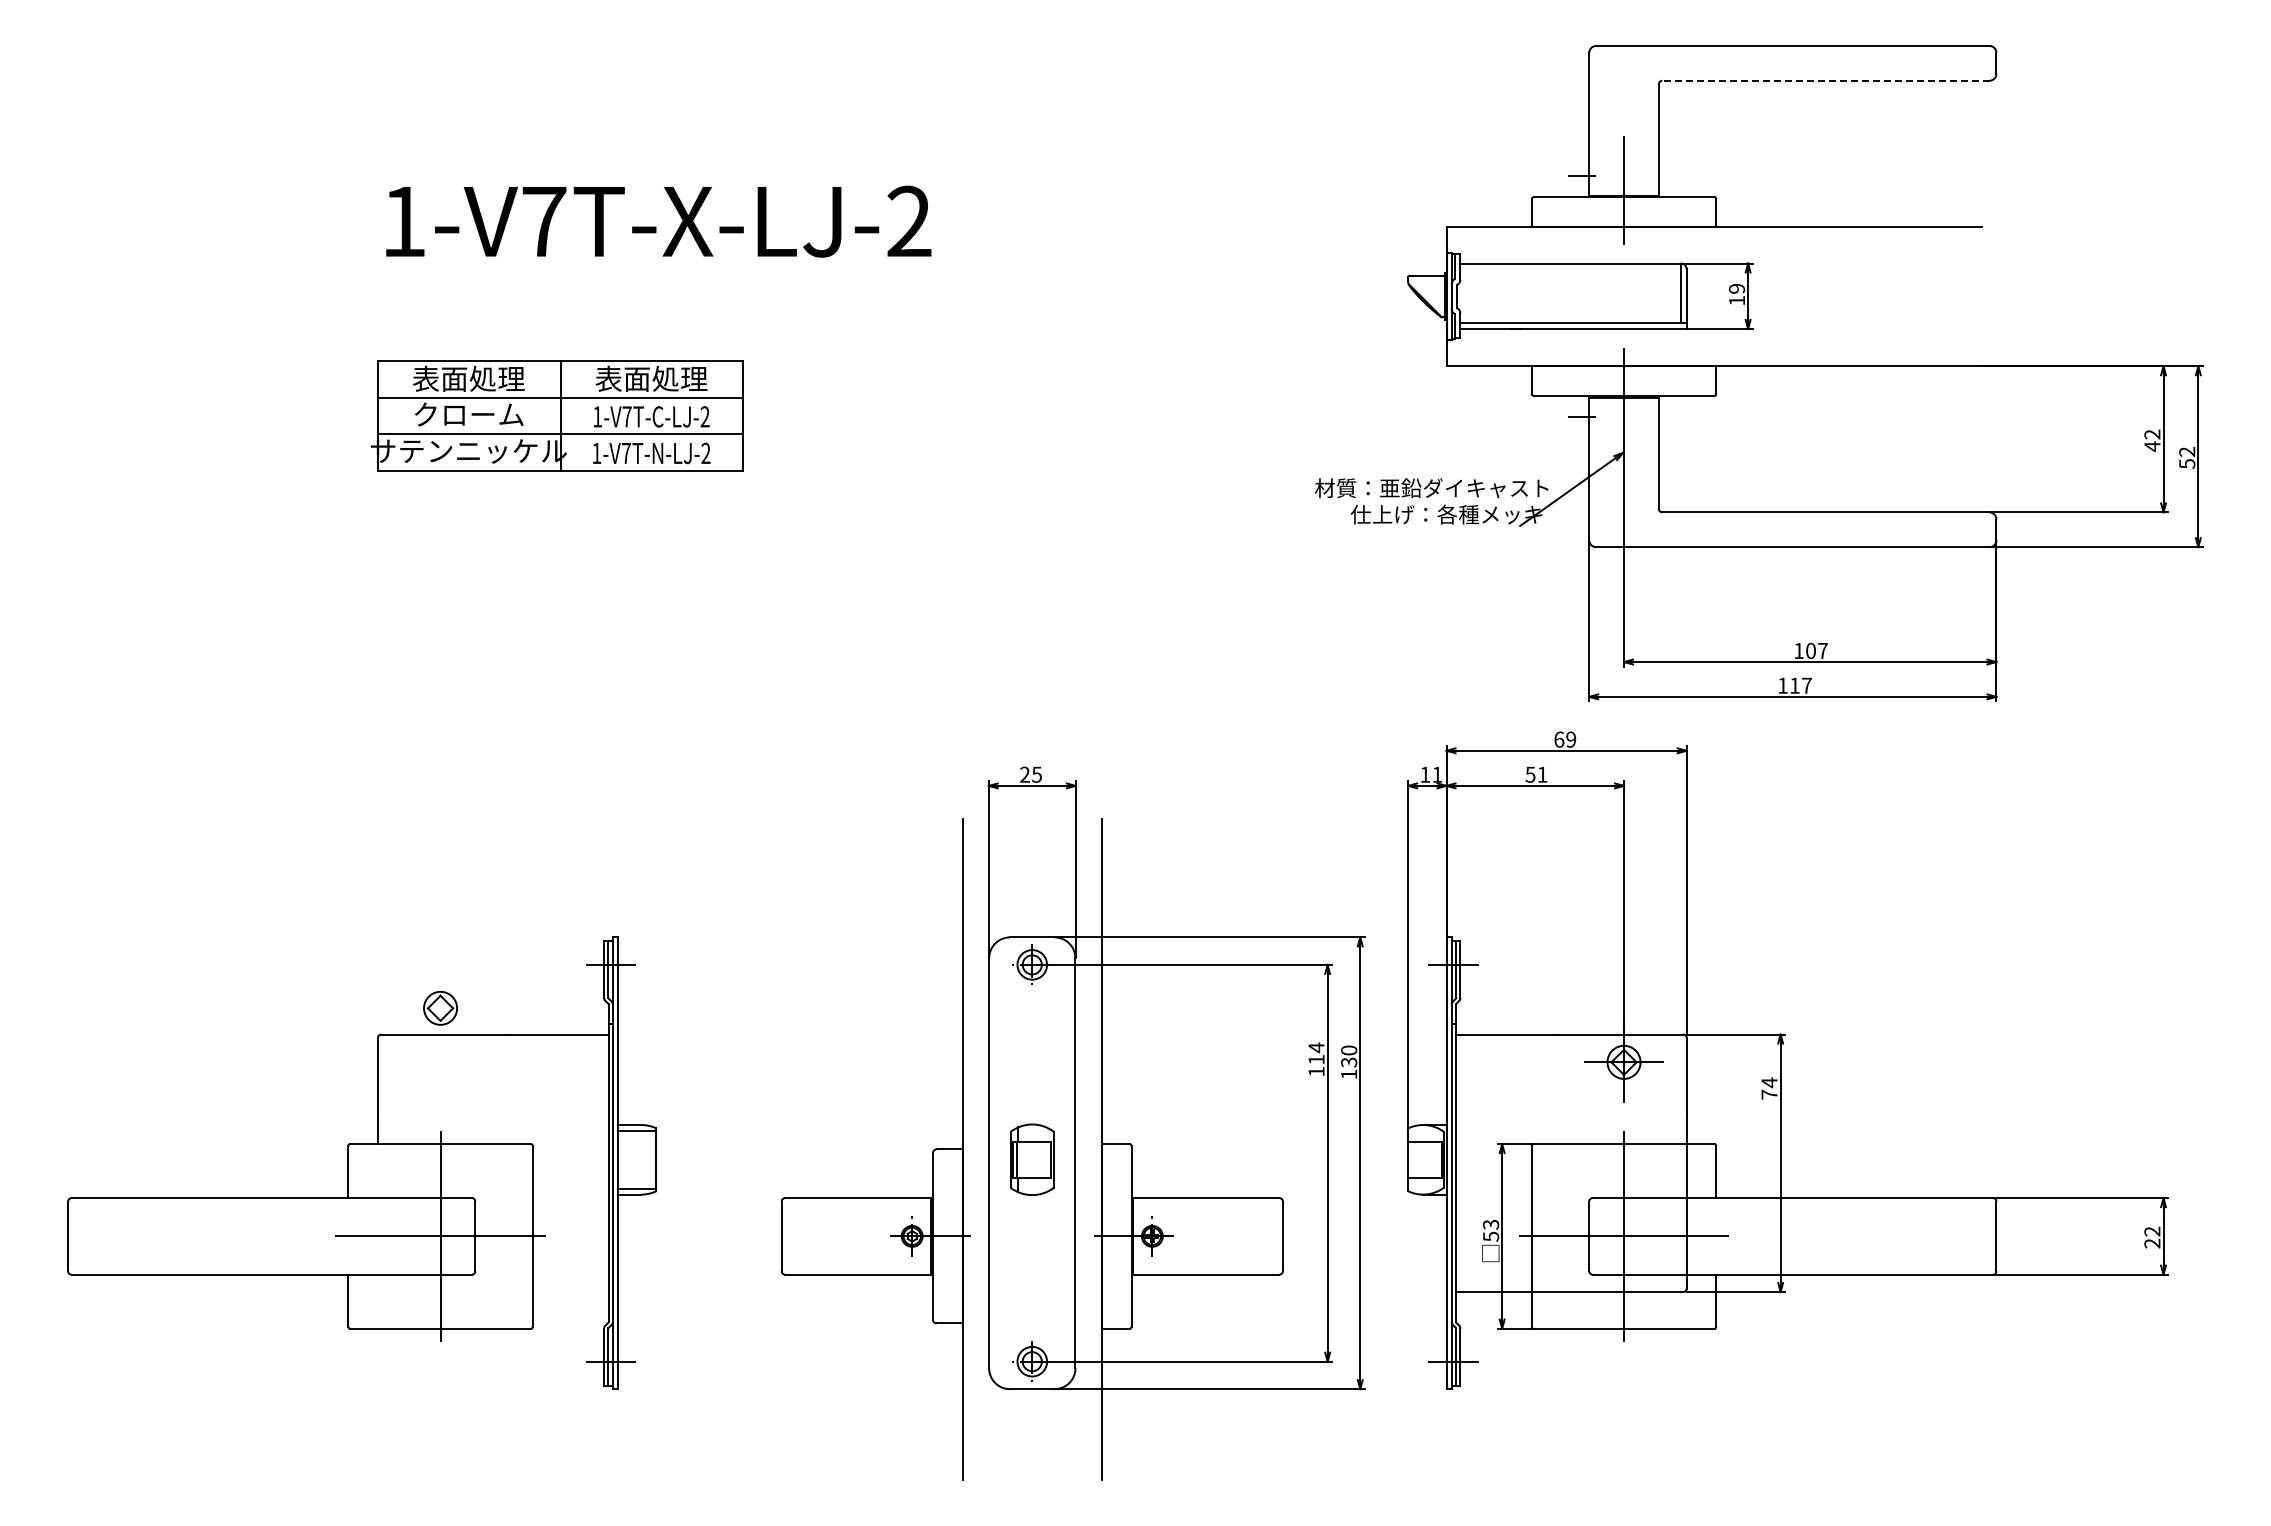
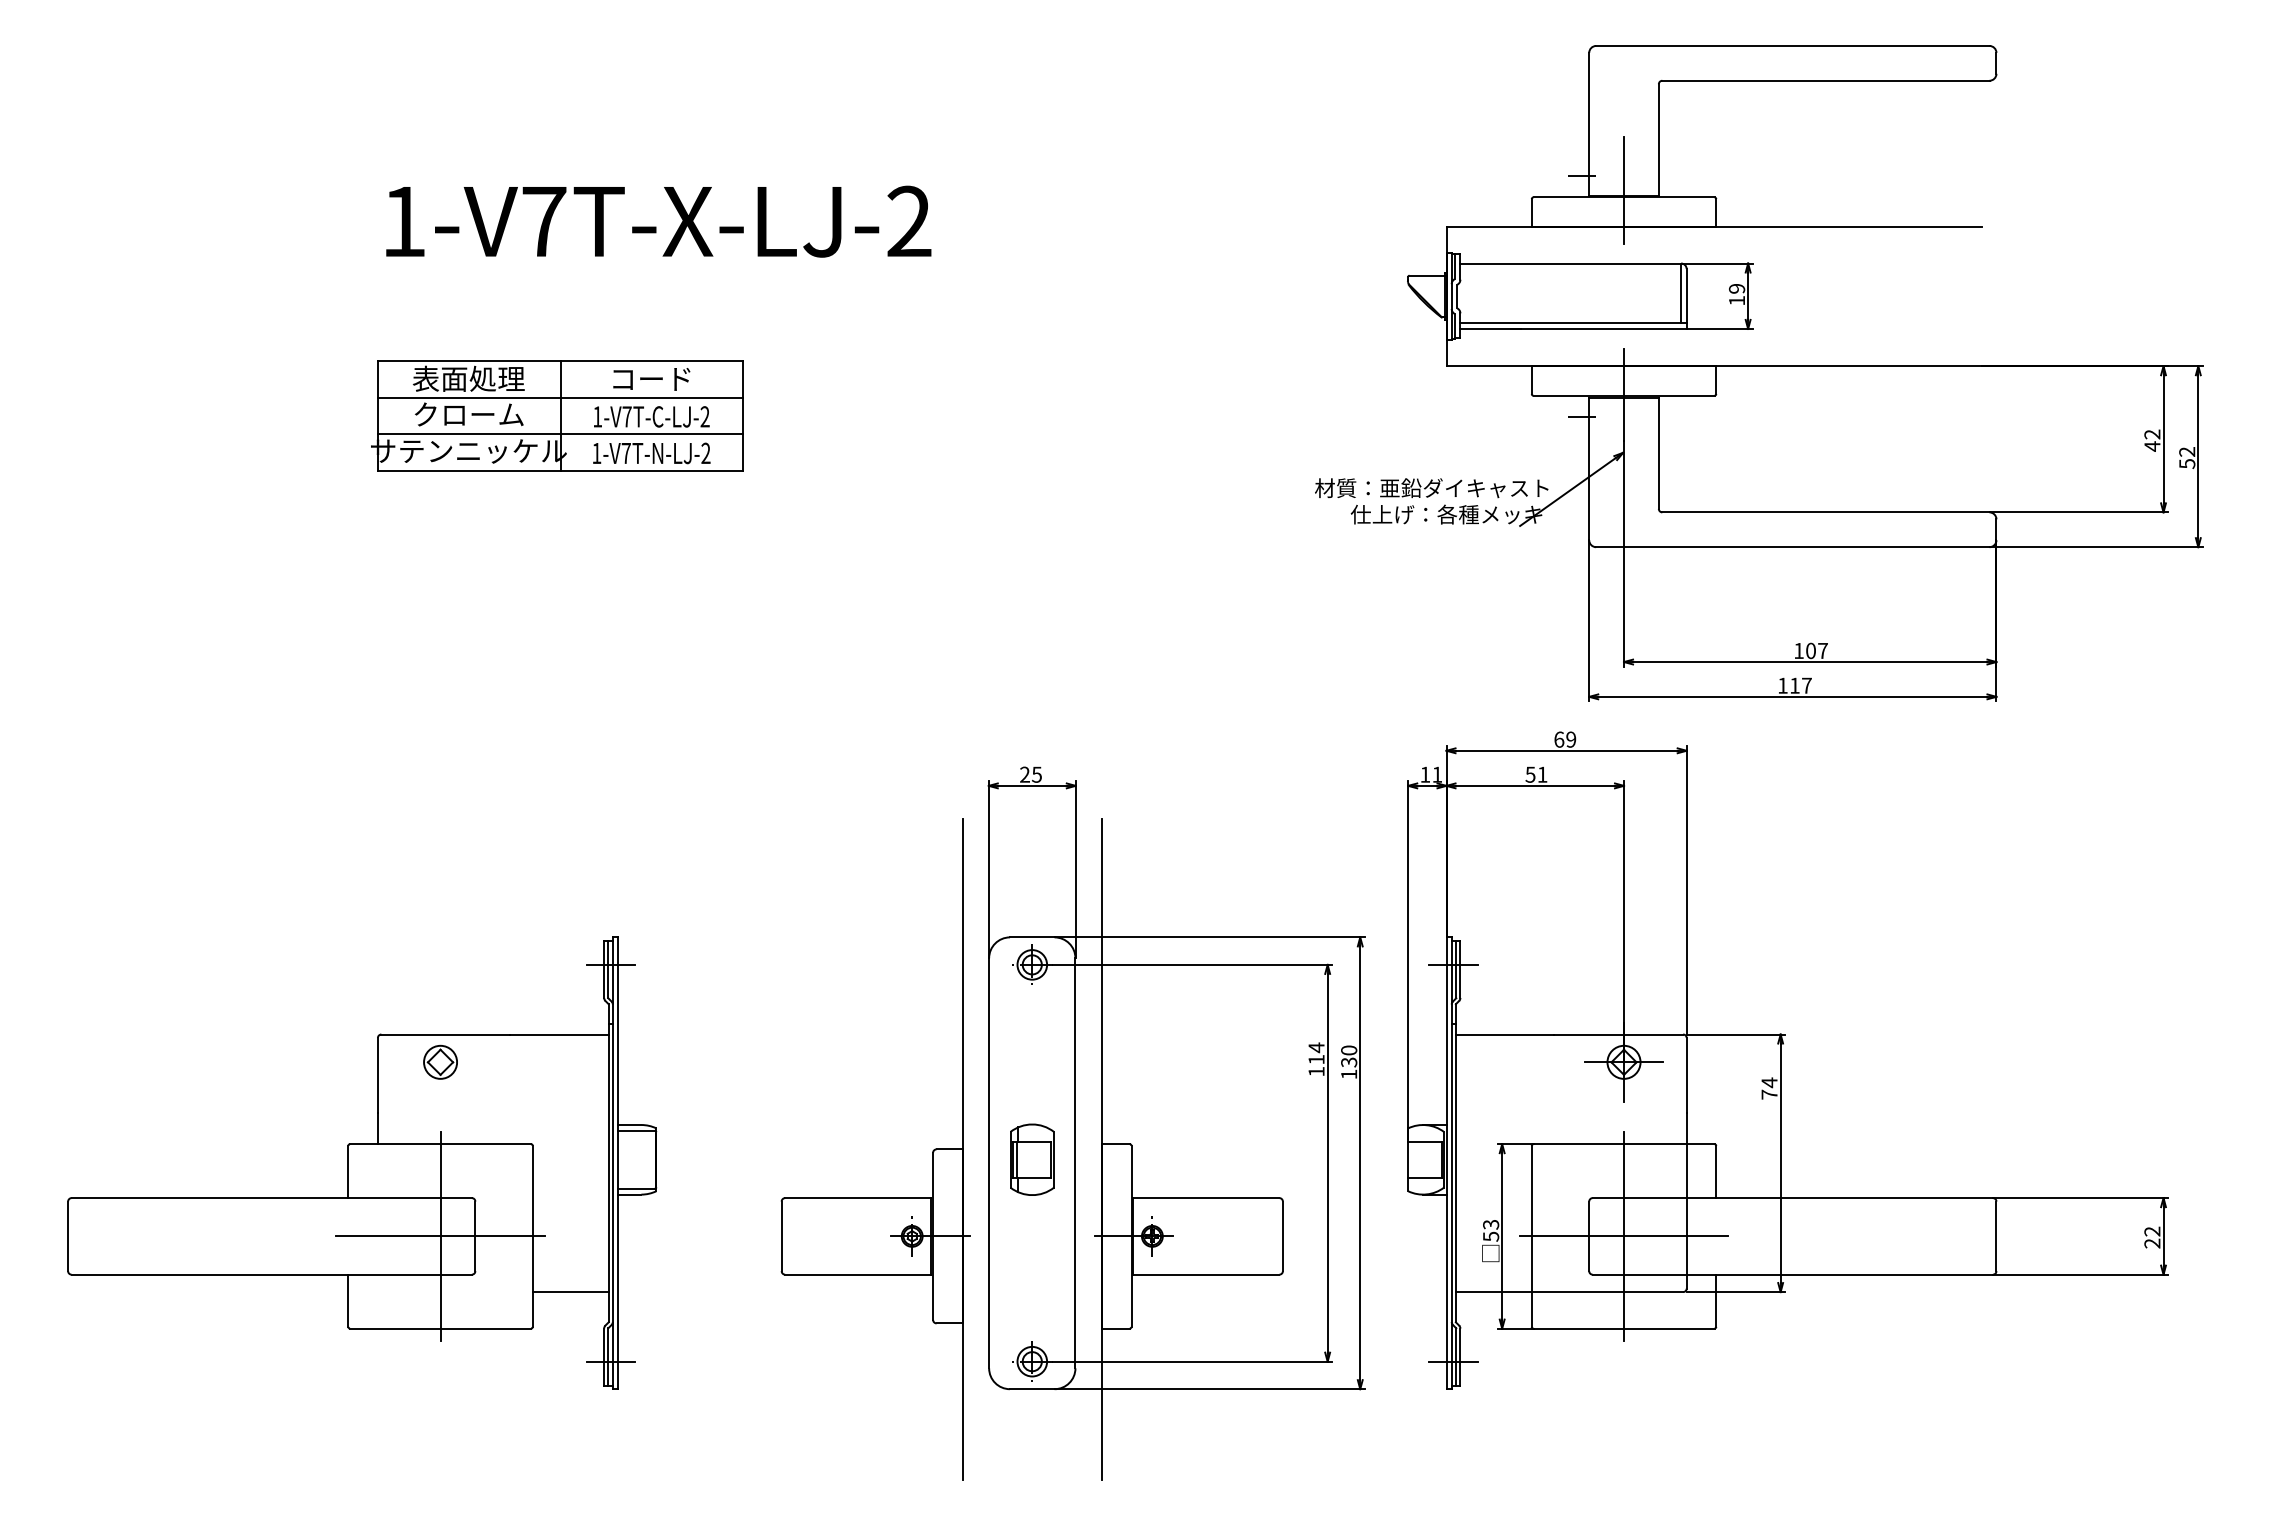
line: dashed -> solid (1825, 80)
text: 表面処理 -> コード (651, 378)
part position: (440, 1007) -> (440, 1061) (440, 1061)
line: none -> present (570, 1292)
